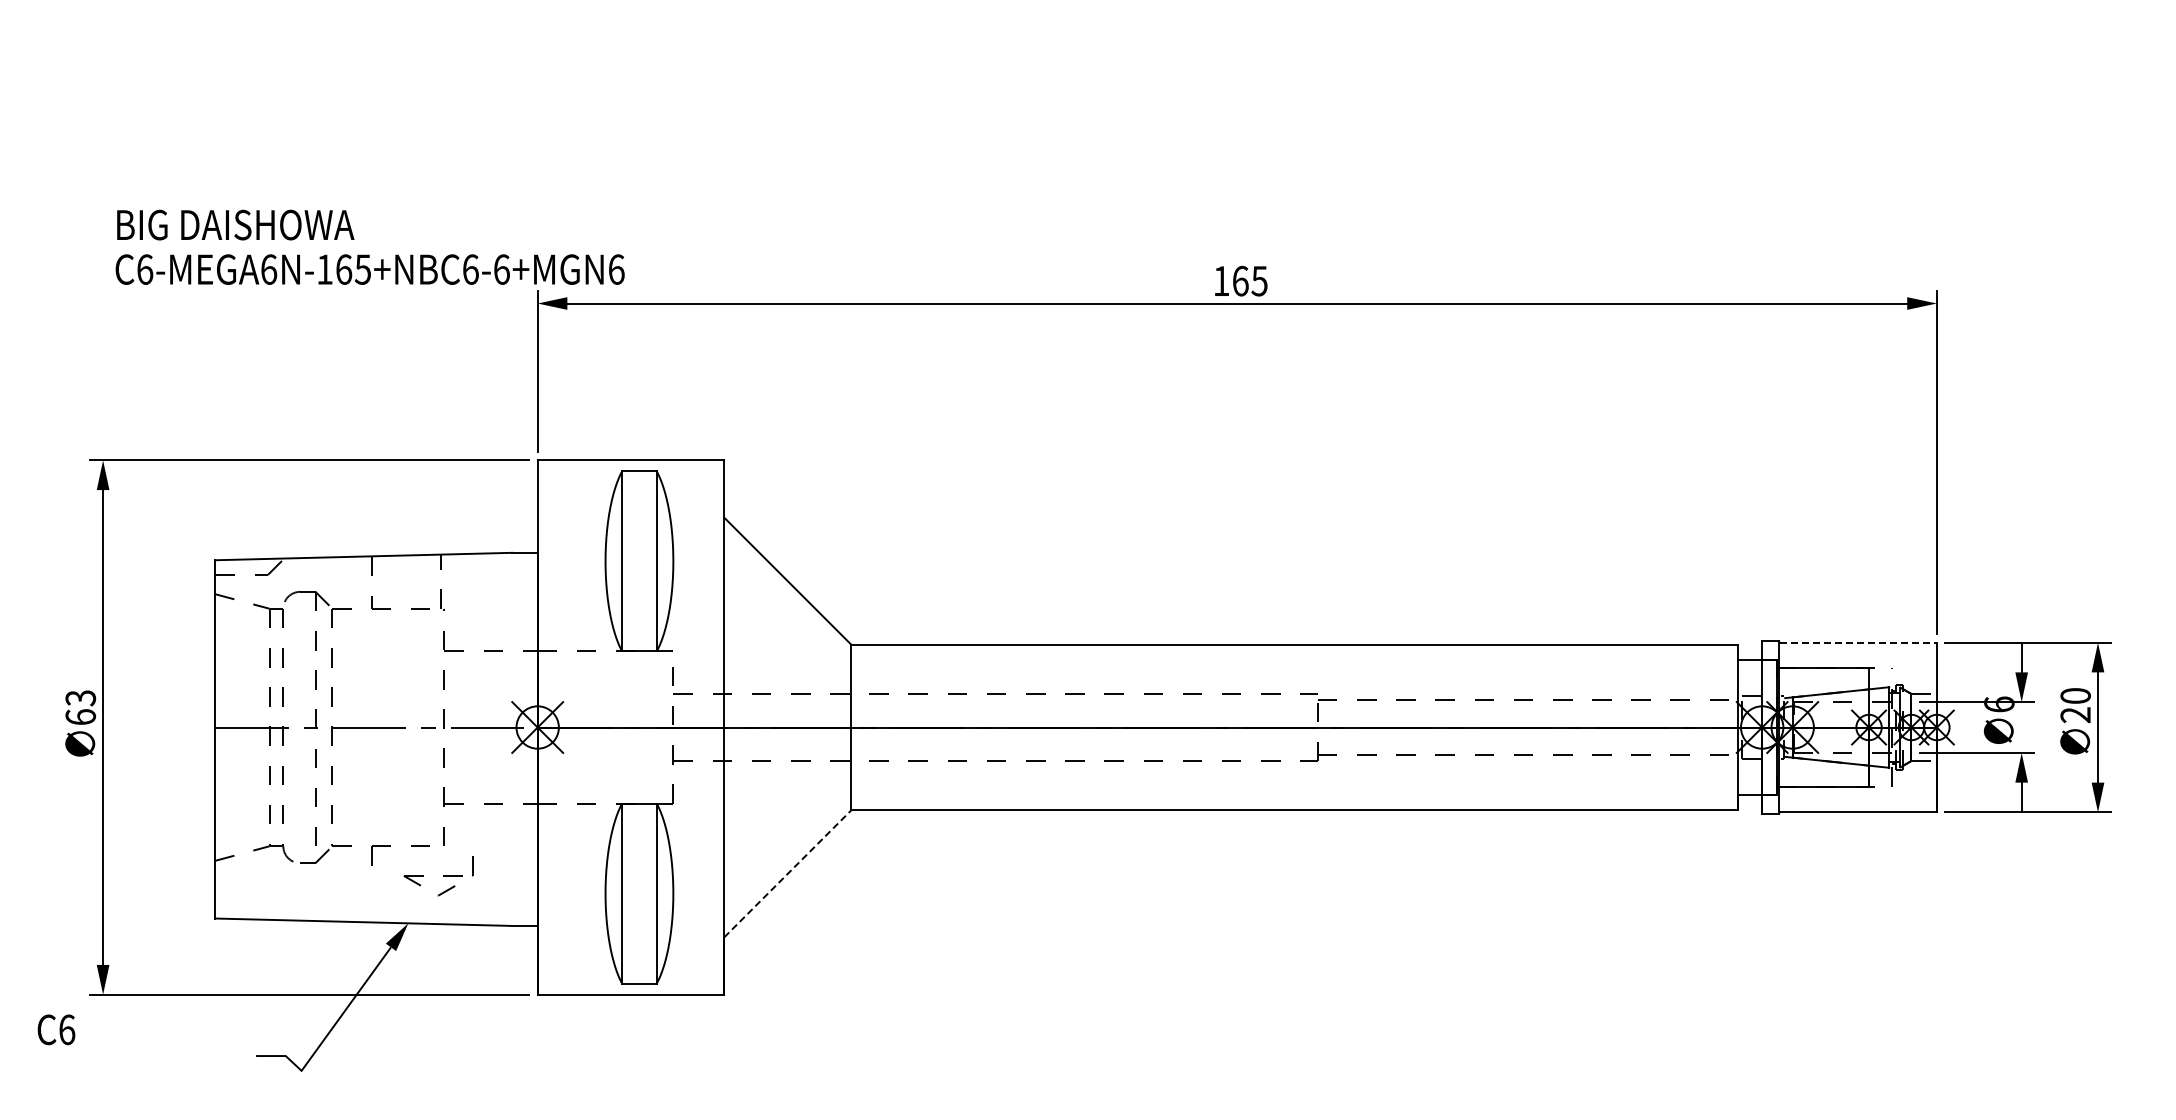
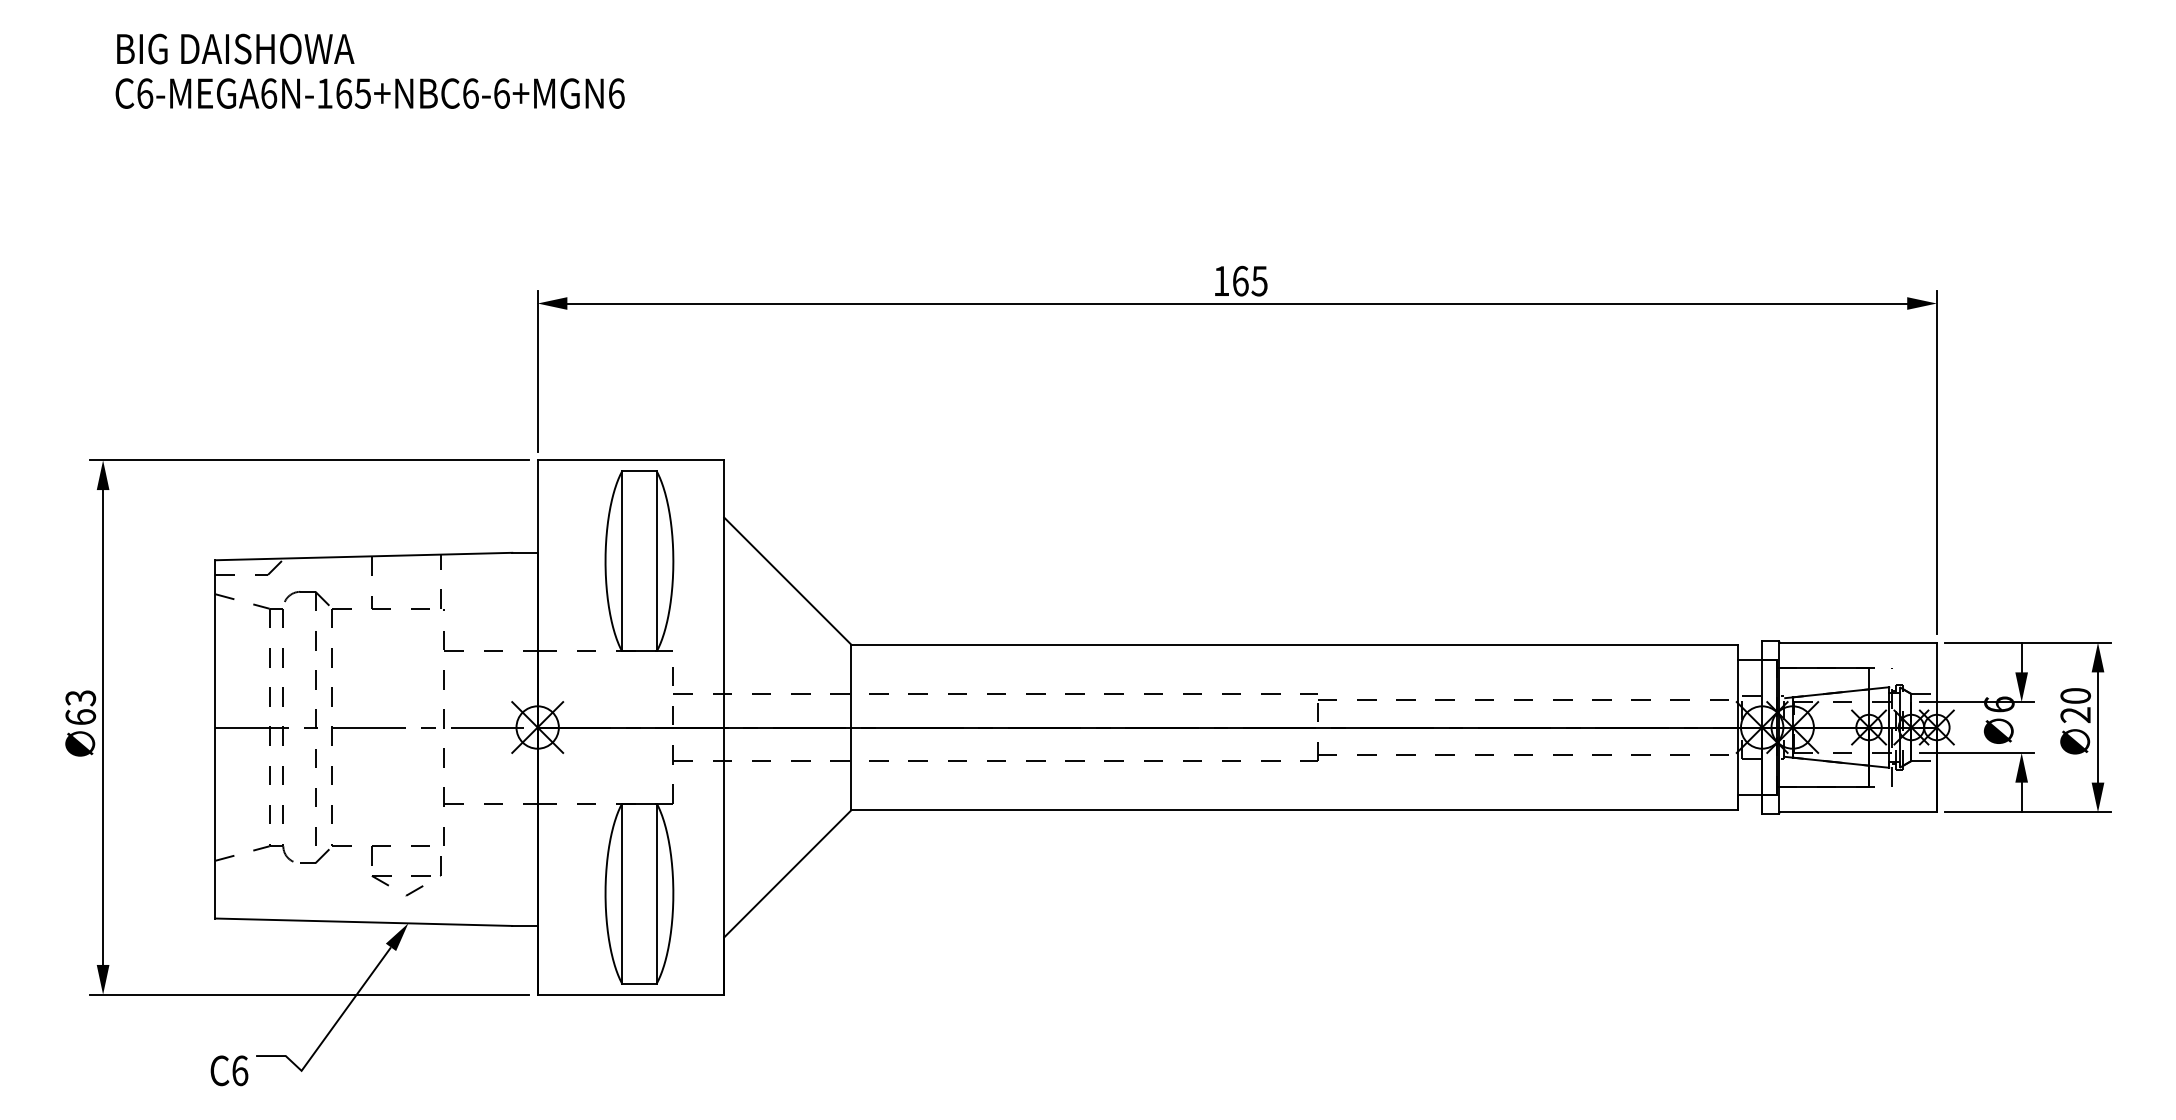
text position: (369, 246) -> (369, 70) (369, 70)
line: dashed -> solid (1858, 642)
line: dashed -> solid (787, 873)
part position: (438, 876) -> (406, 876) (406, 876)
text position: (56, 1029) -> (229, 1070) (229, 1070)
